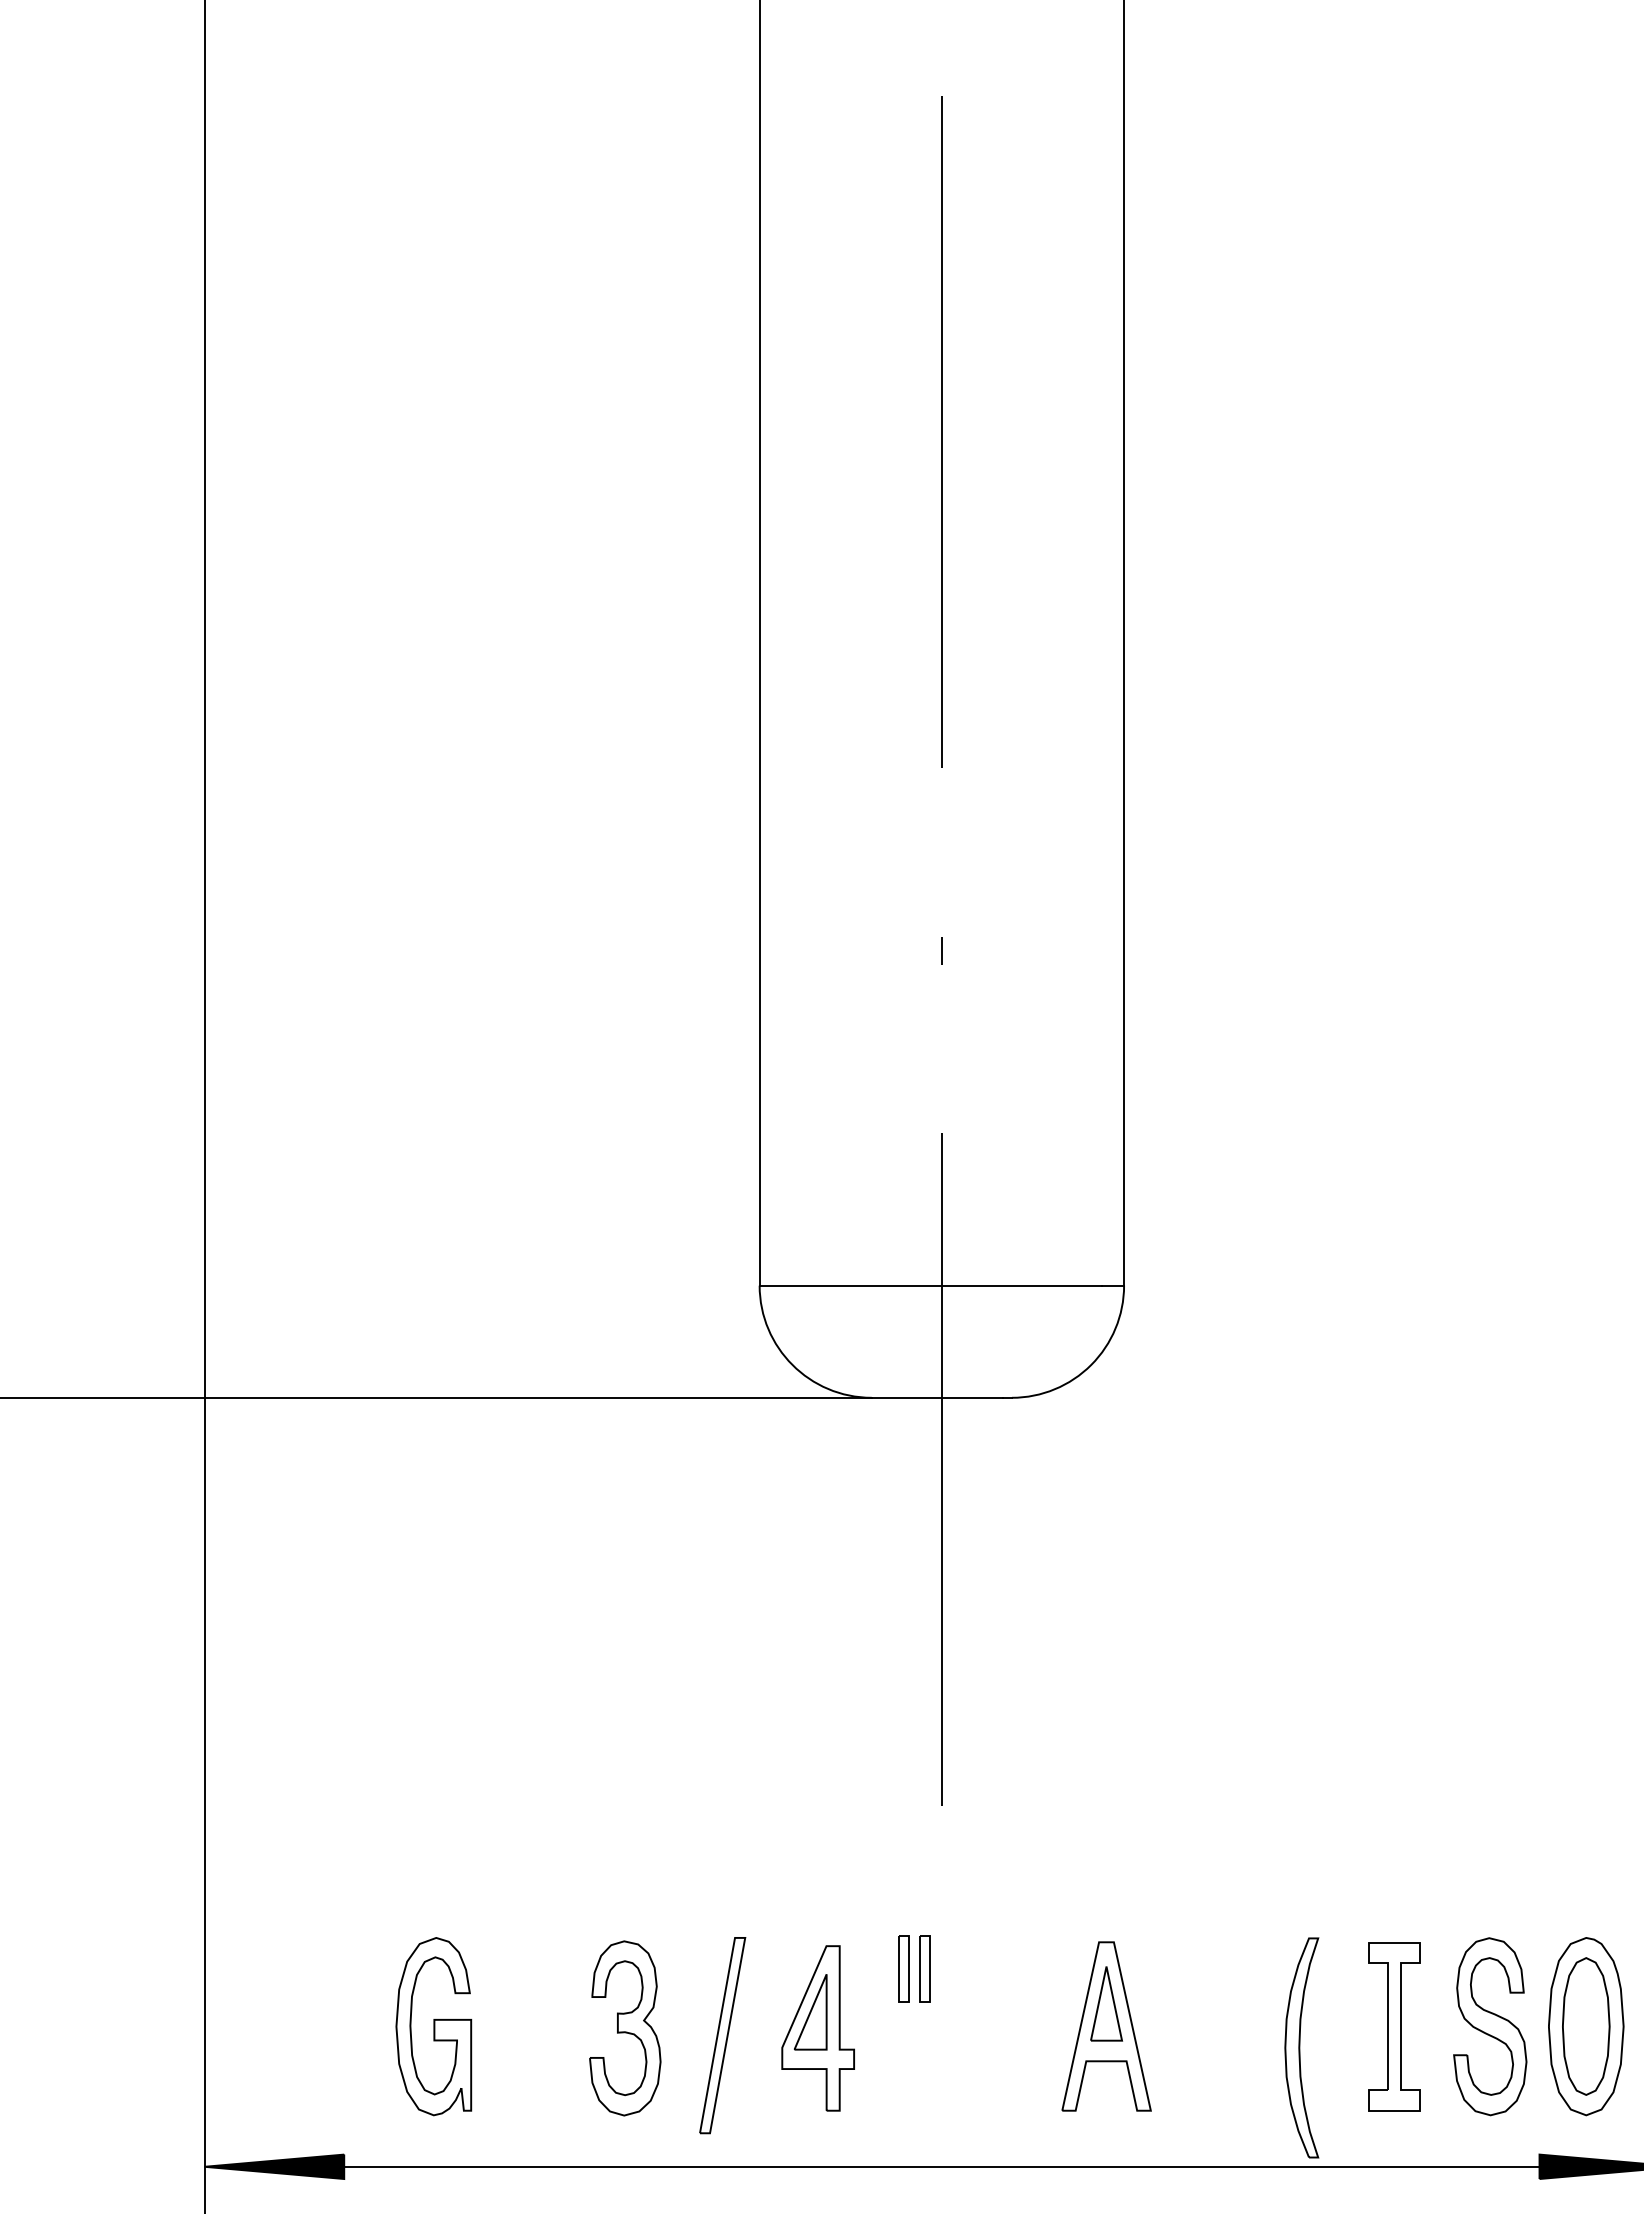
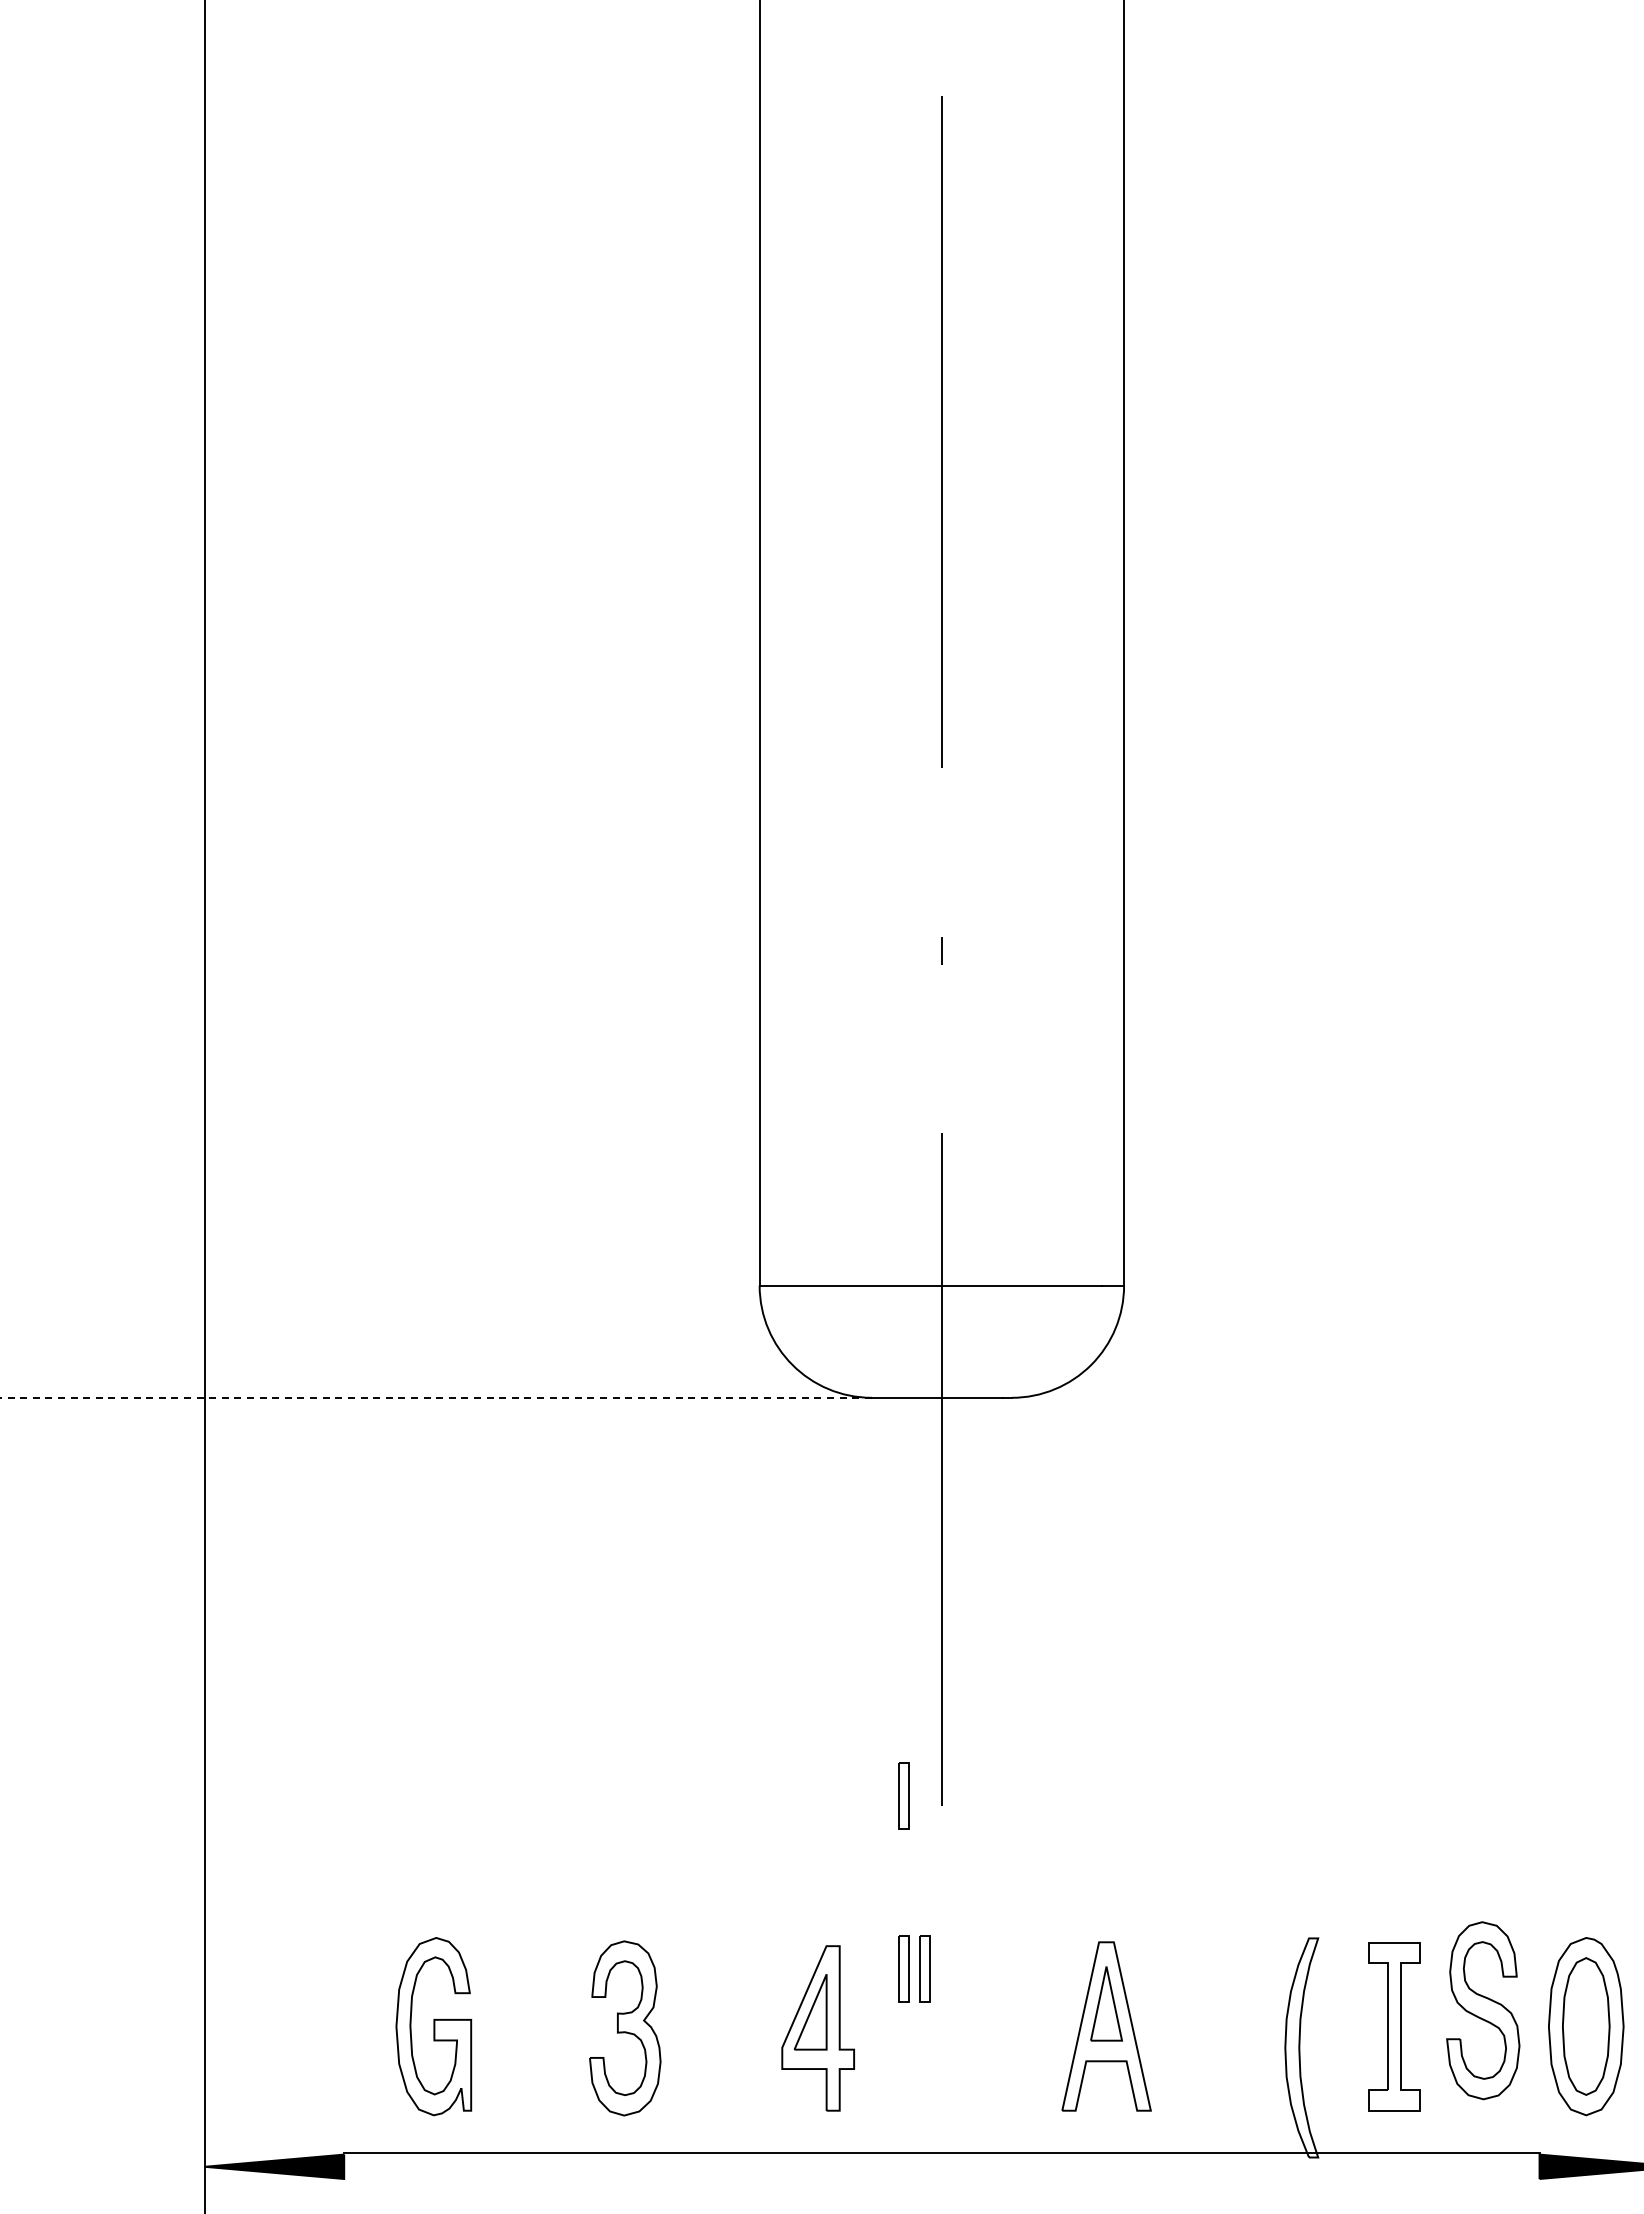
line: solid -> dashed (435, 1397)
part: none -> present (903, 1795)
part position: (1490, 2026) -> (1483, 2010) (1483, 2010)
part: present -> none (722, 2035)
line position: (941, 2166) -> (941, 2152) (941, 2152)
